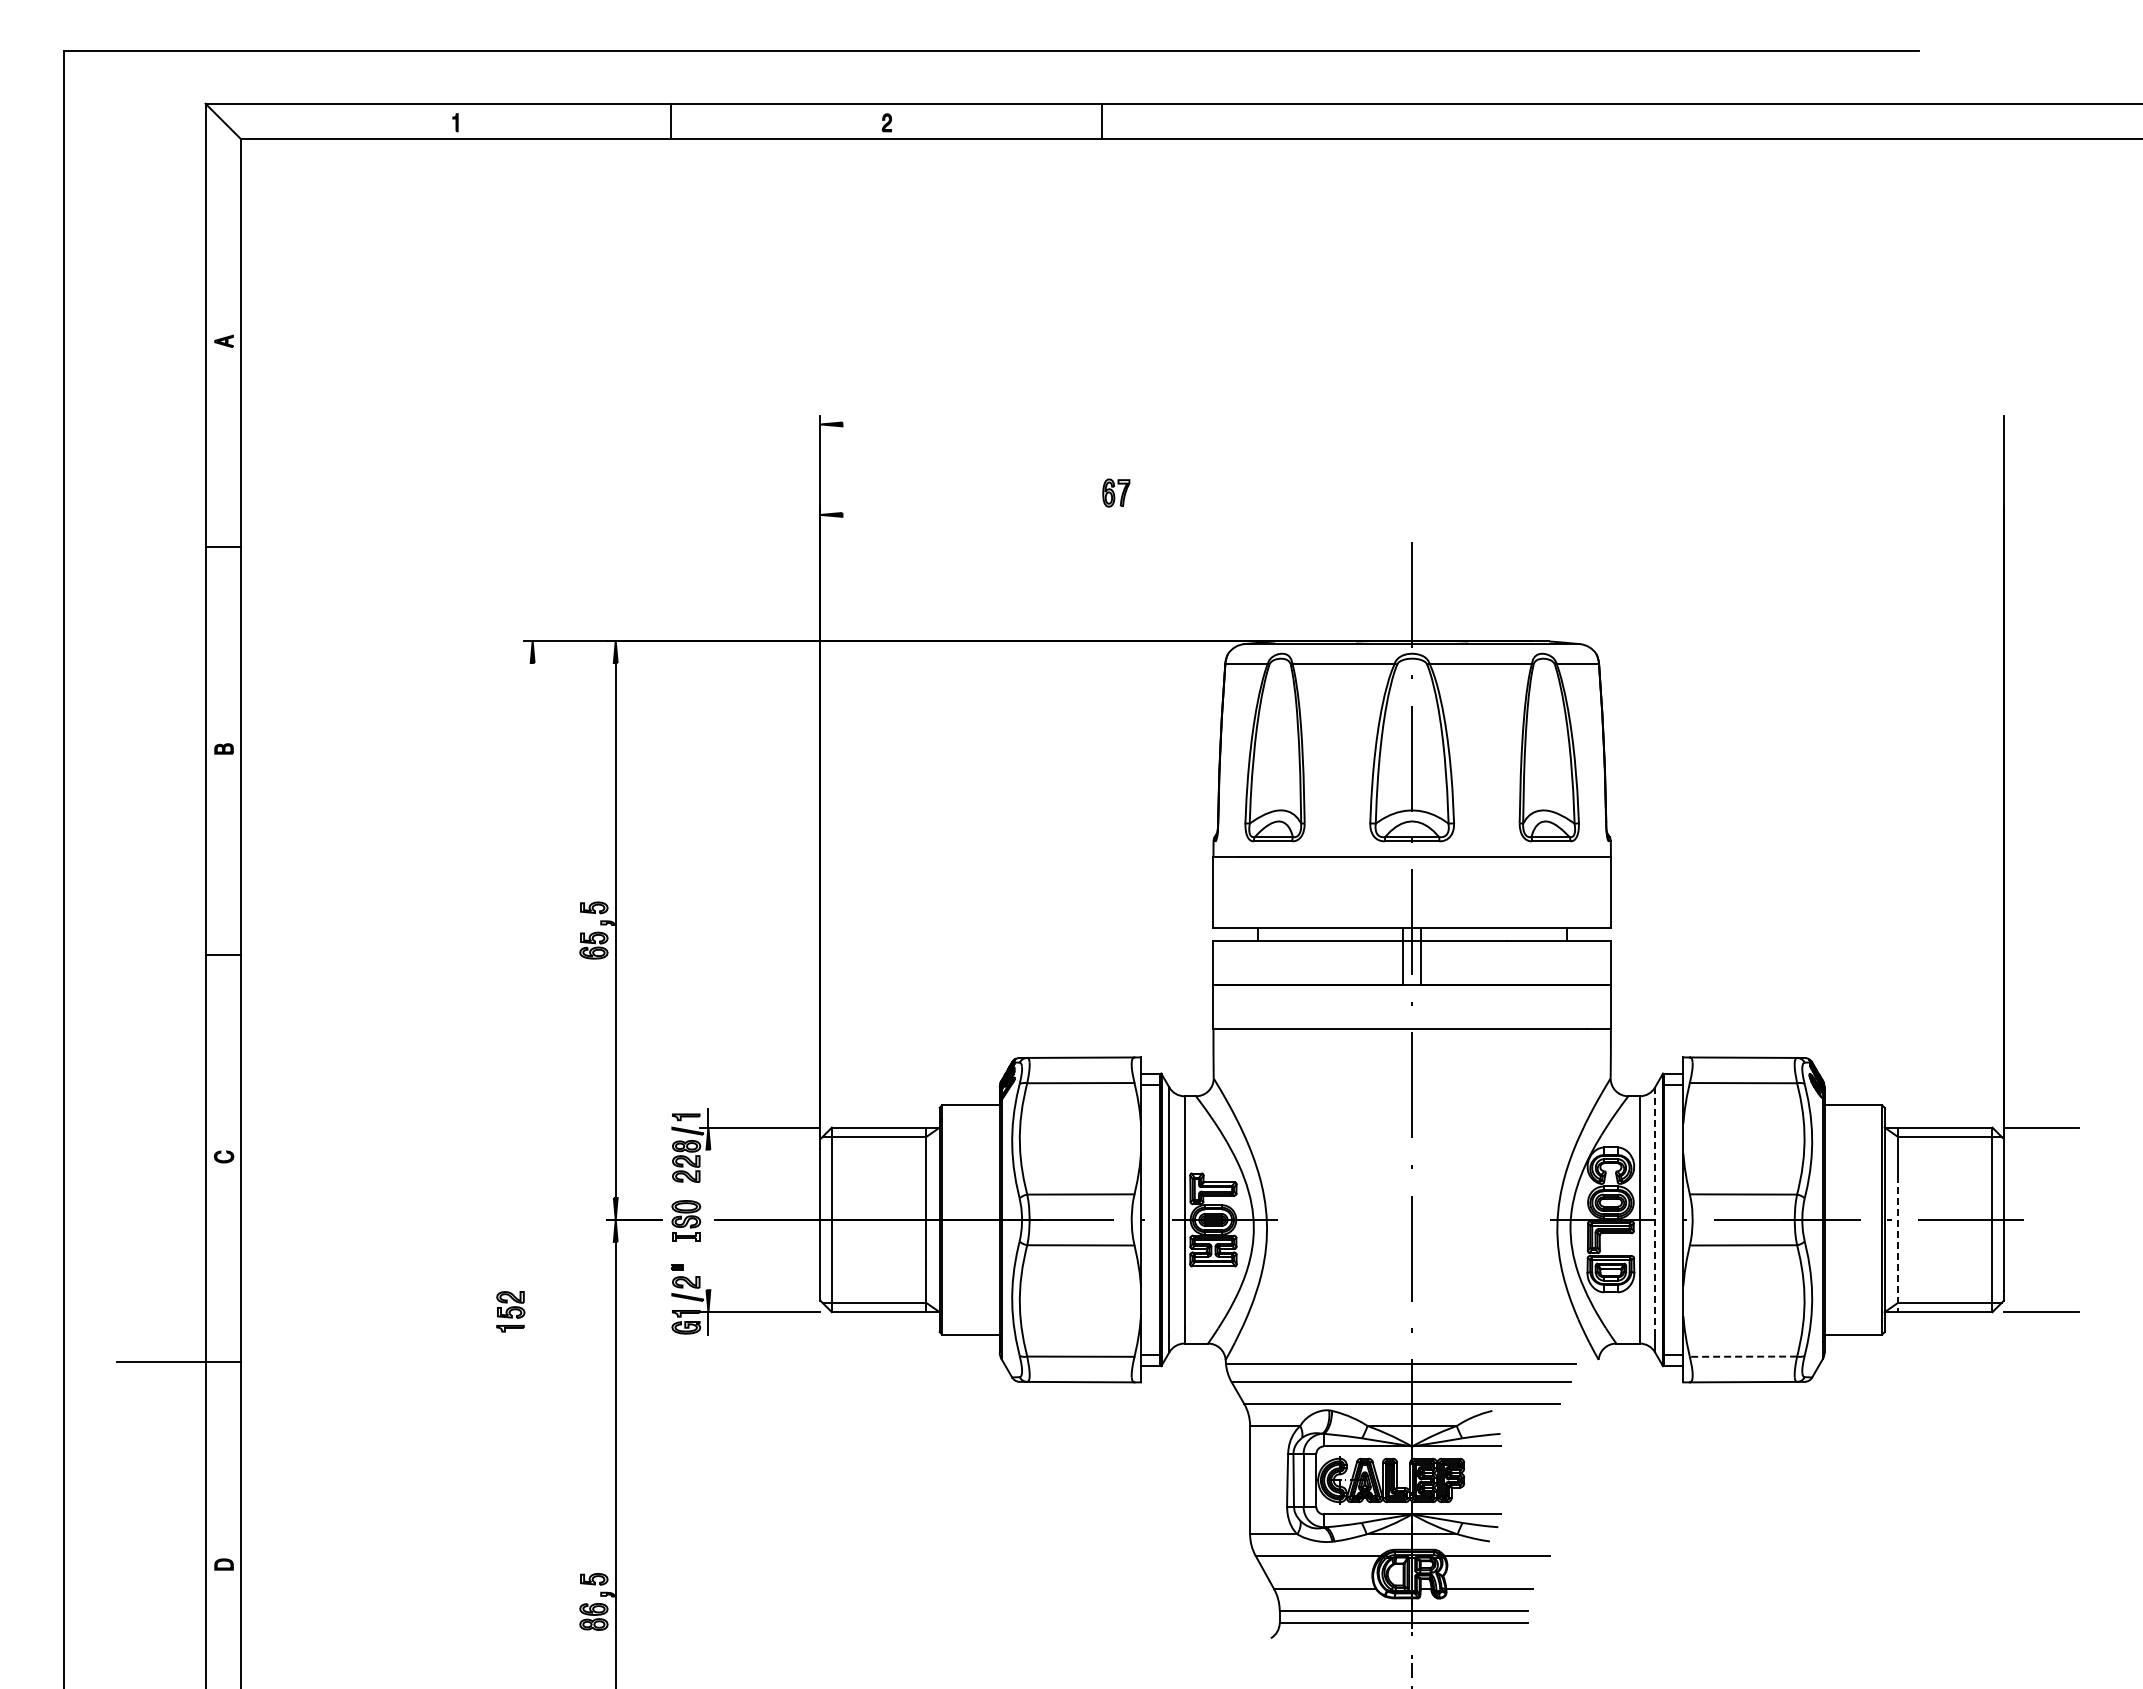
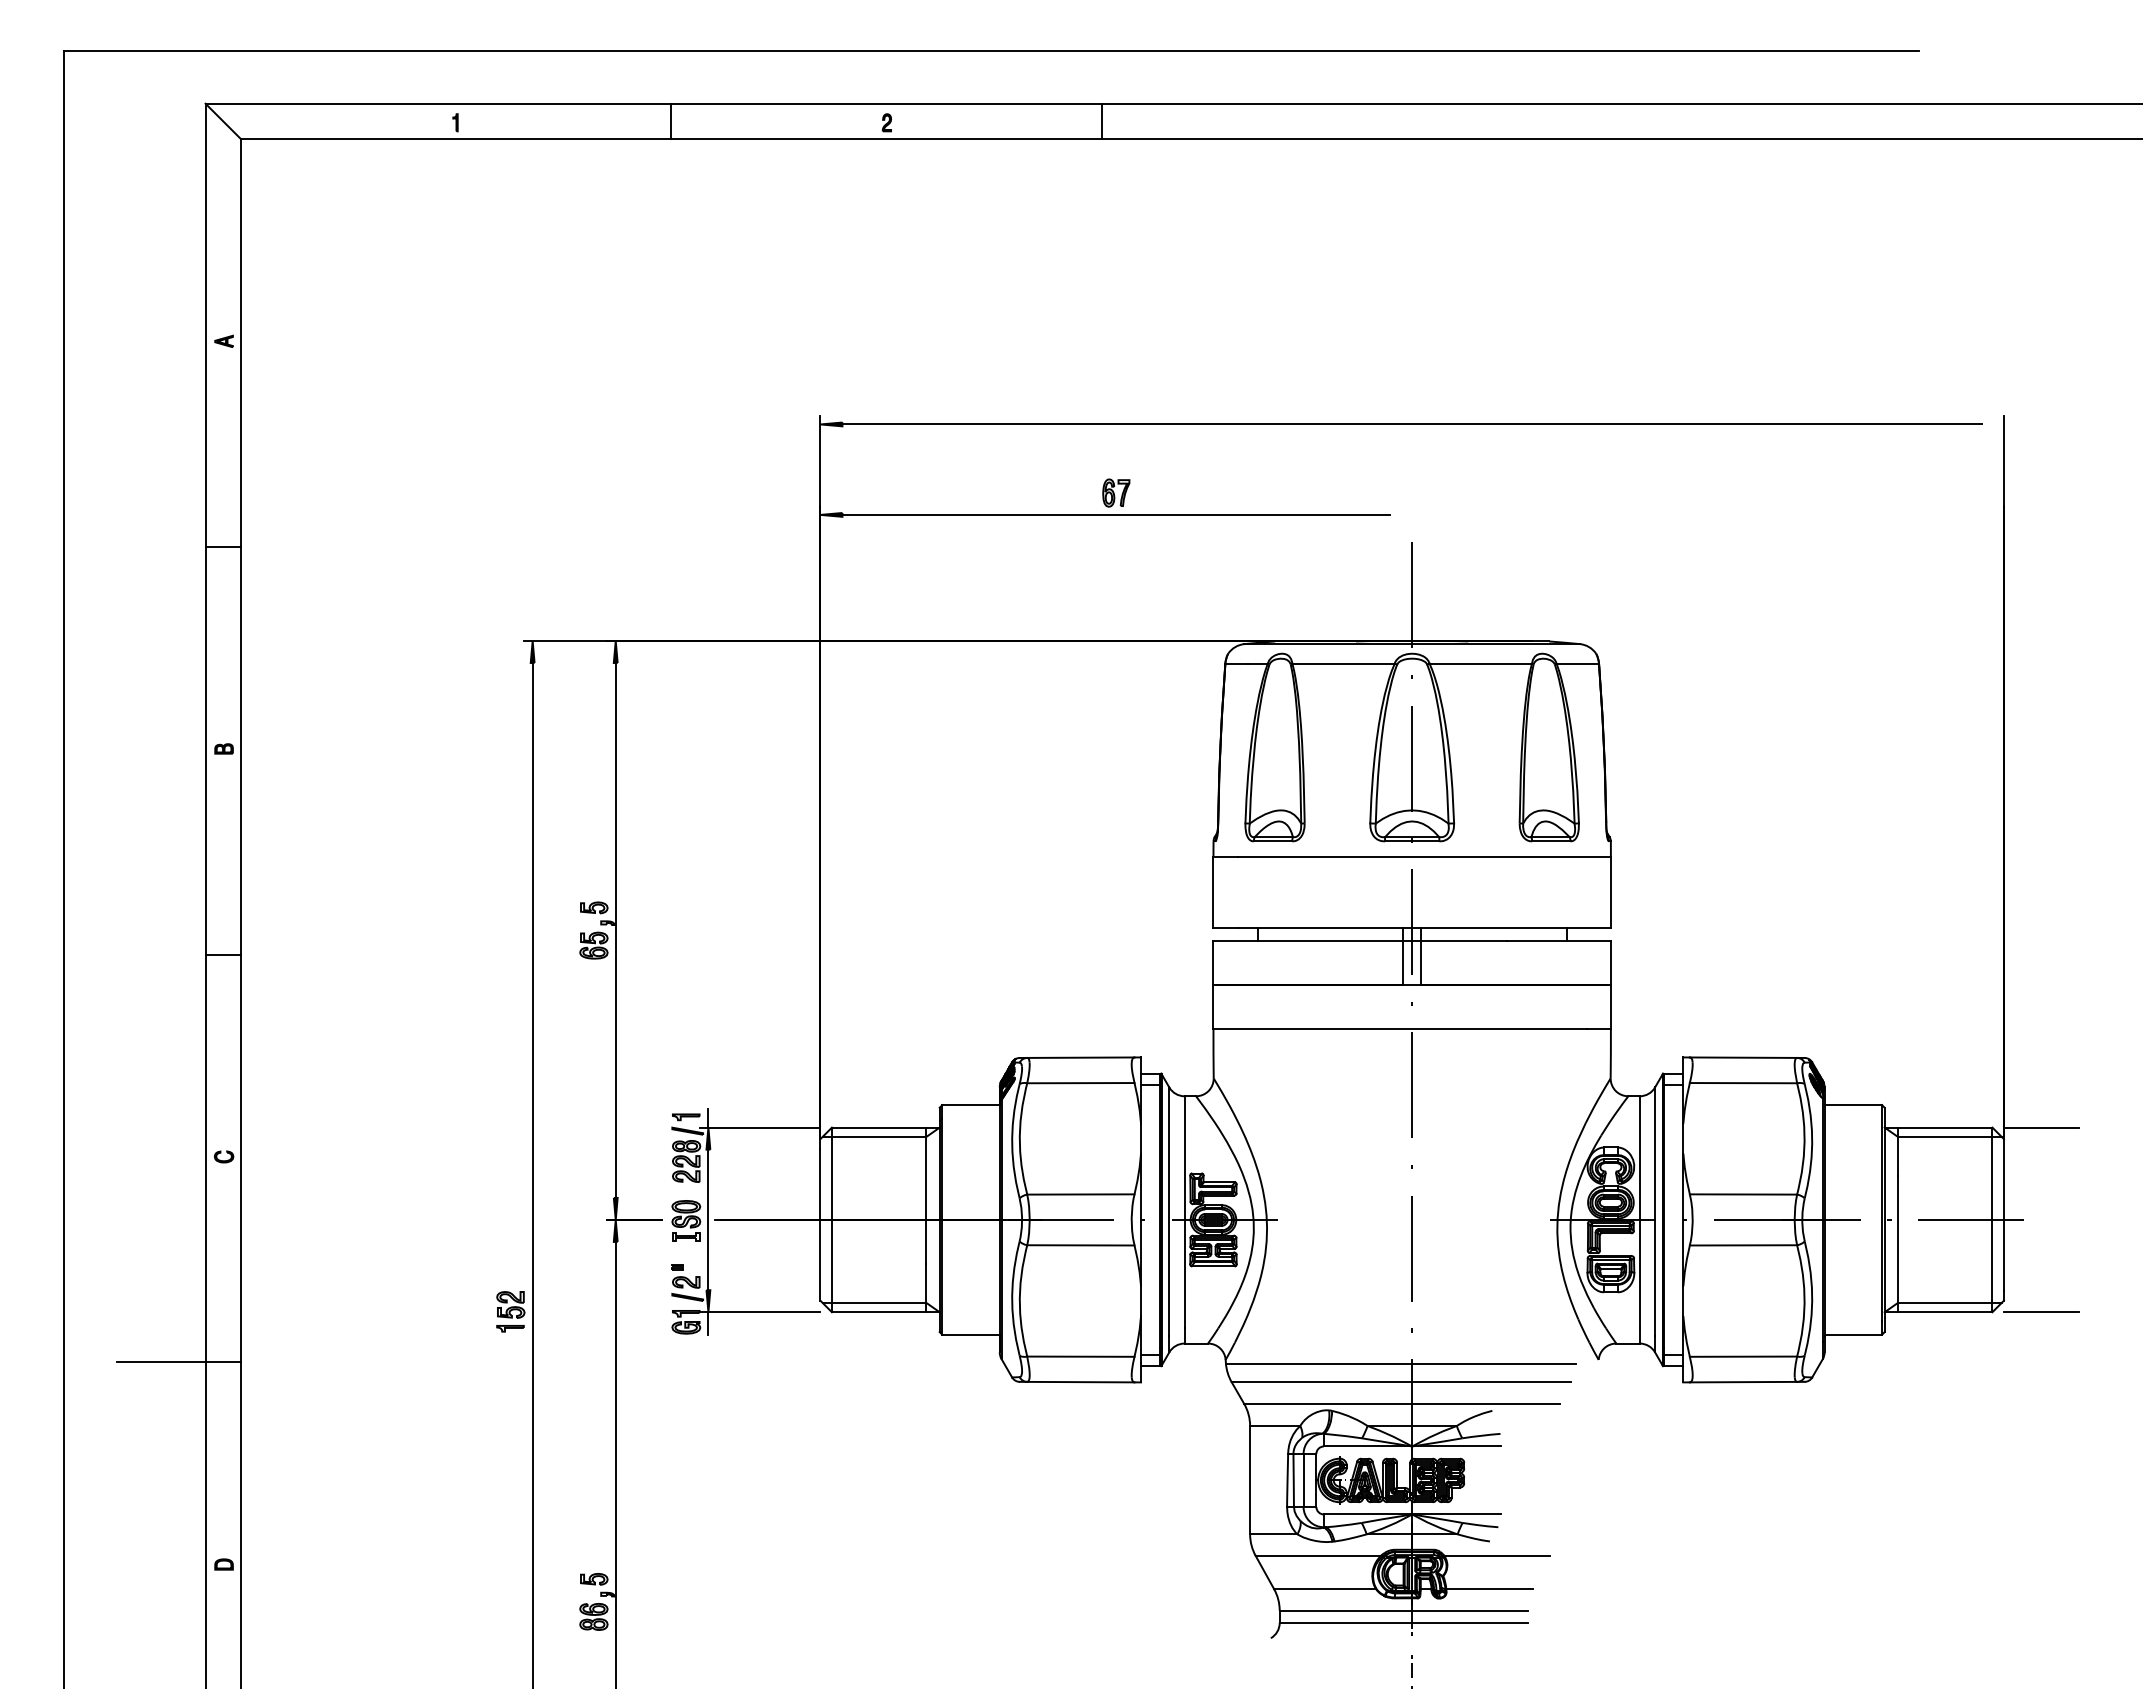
line: none -> present (1411, 424)
line: none -> present (1116, 514)
line: none -> present (532, 1173)
line: dashed -> solid (1655, 1212)
line: none -> present (708, 1219)
line: dashed -> solid (1897, 1244)
line: dashed -> solid (1743, 1356)
